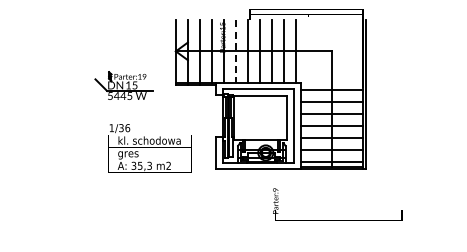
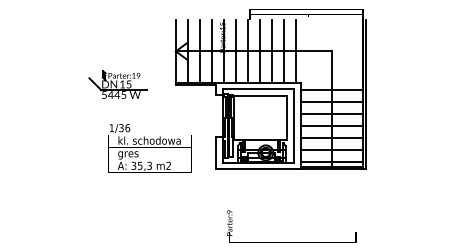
line: dashed -> solid (235, 51)
part position: (123, 85) -> (117, 84) (117, 84)
text position: (337, 204) -> (291, 226) (291, 226)
